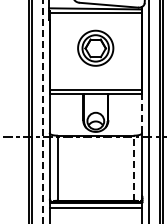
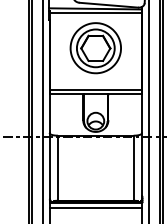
part size: 38x38 px -> 53x53 px (95, 48)
line: dashed -> solid (42, 111)
line: dashed -> solid (142, 113)
line: dashed -> solid (133, 168)
